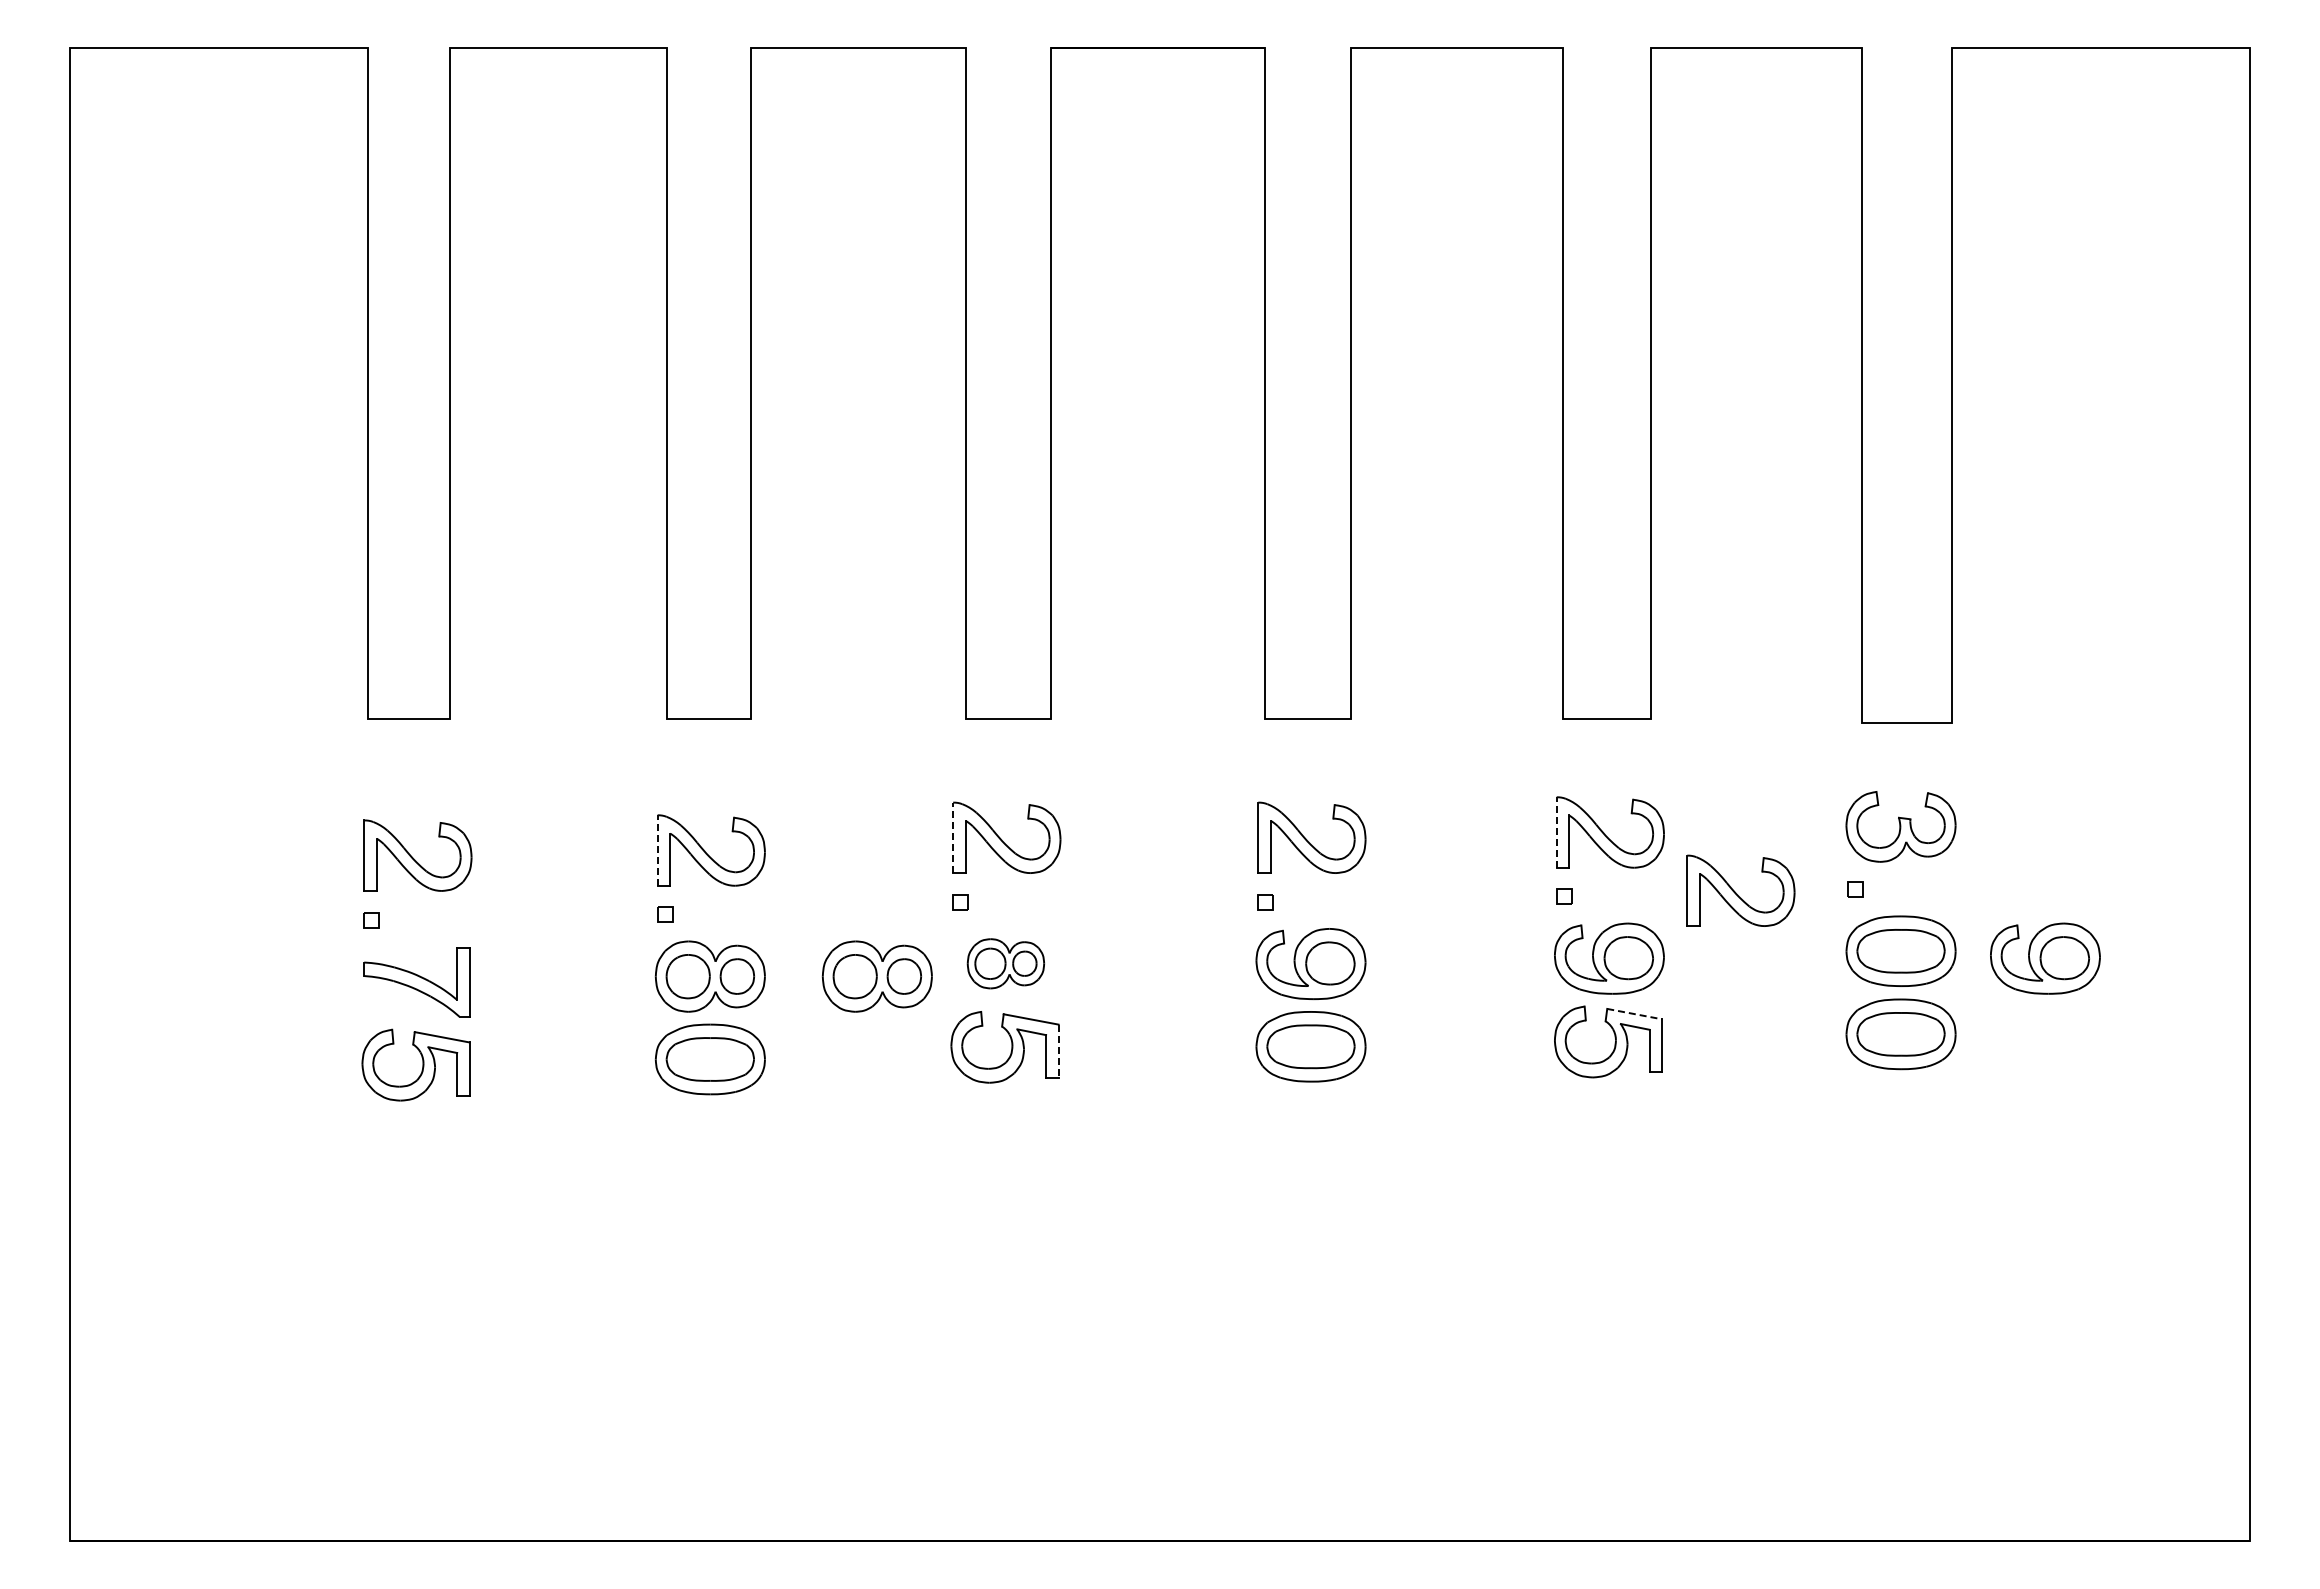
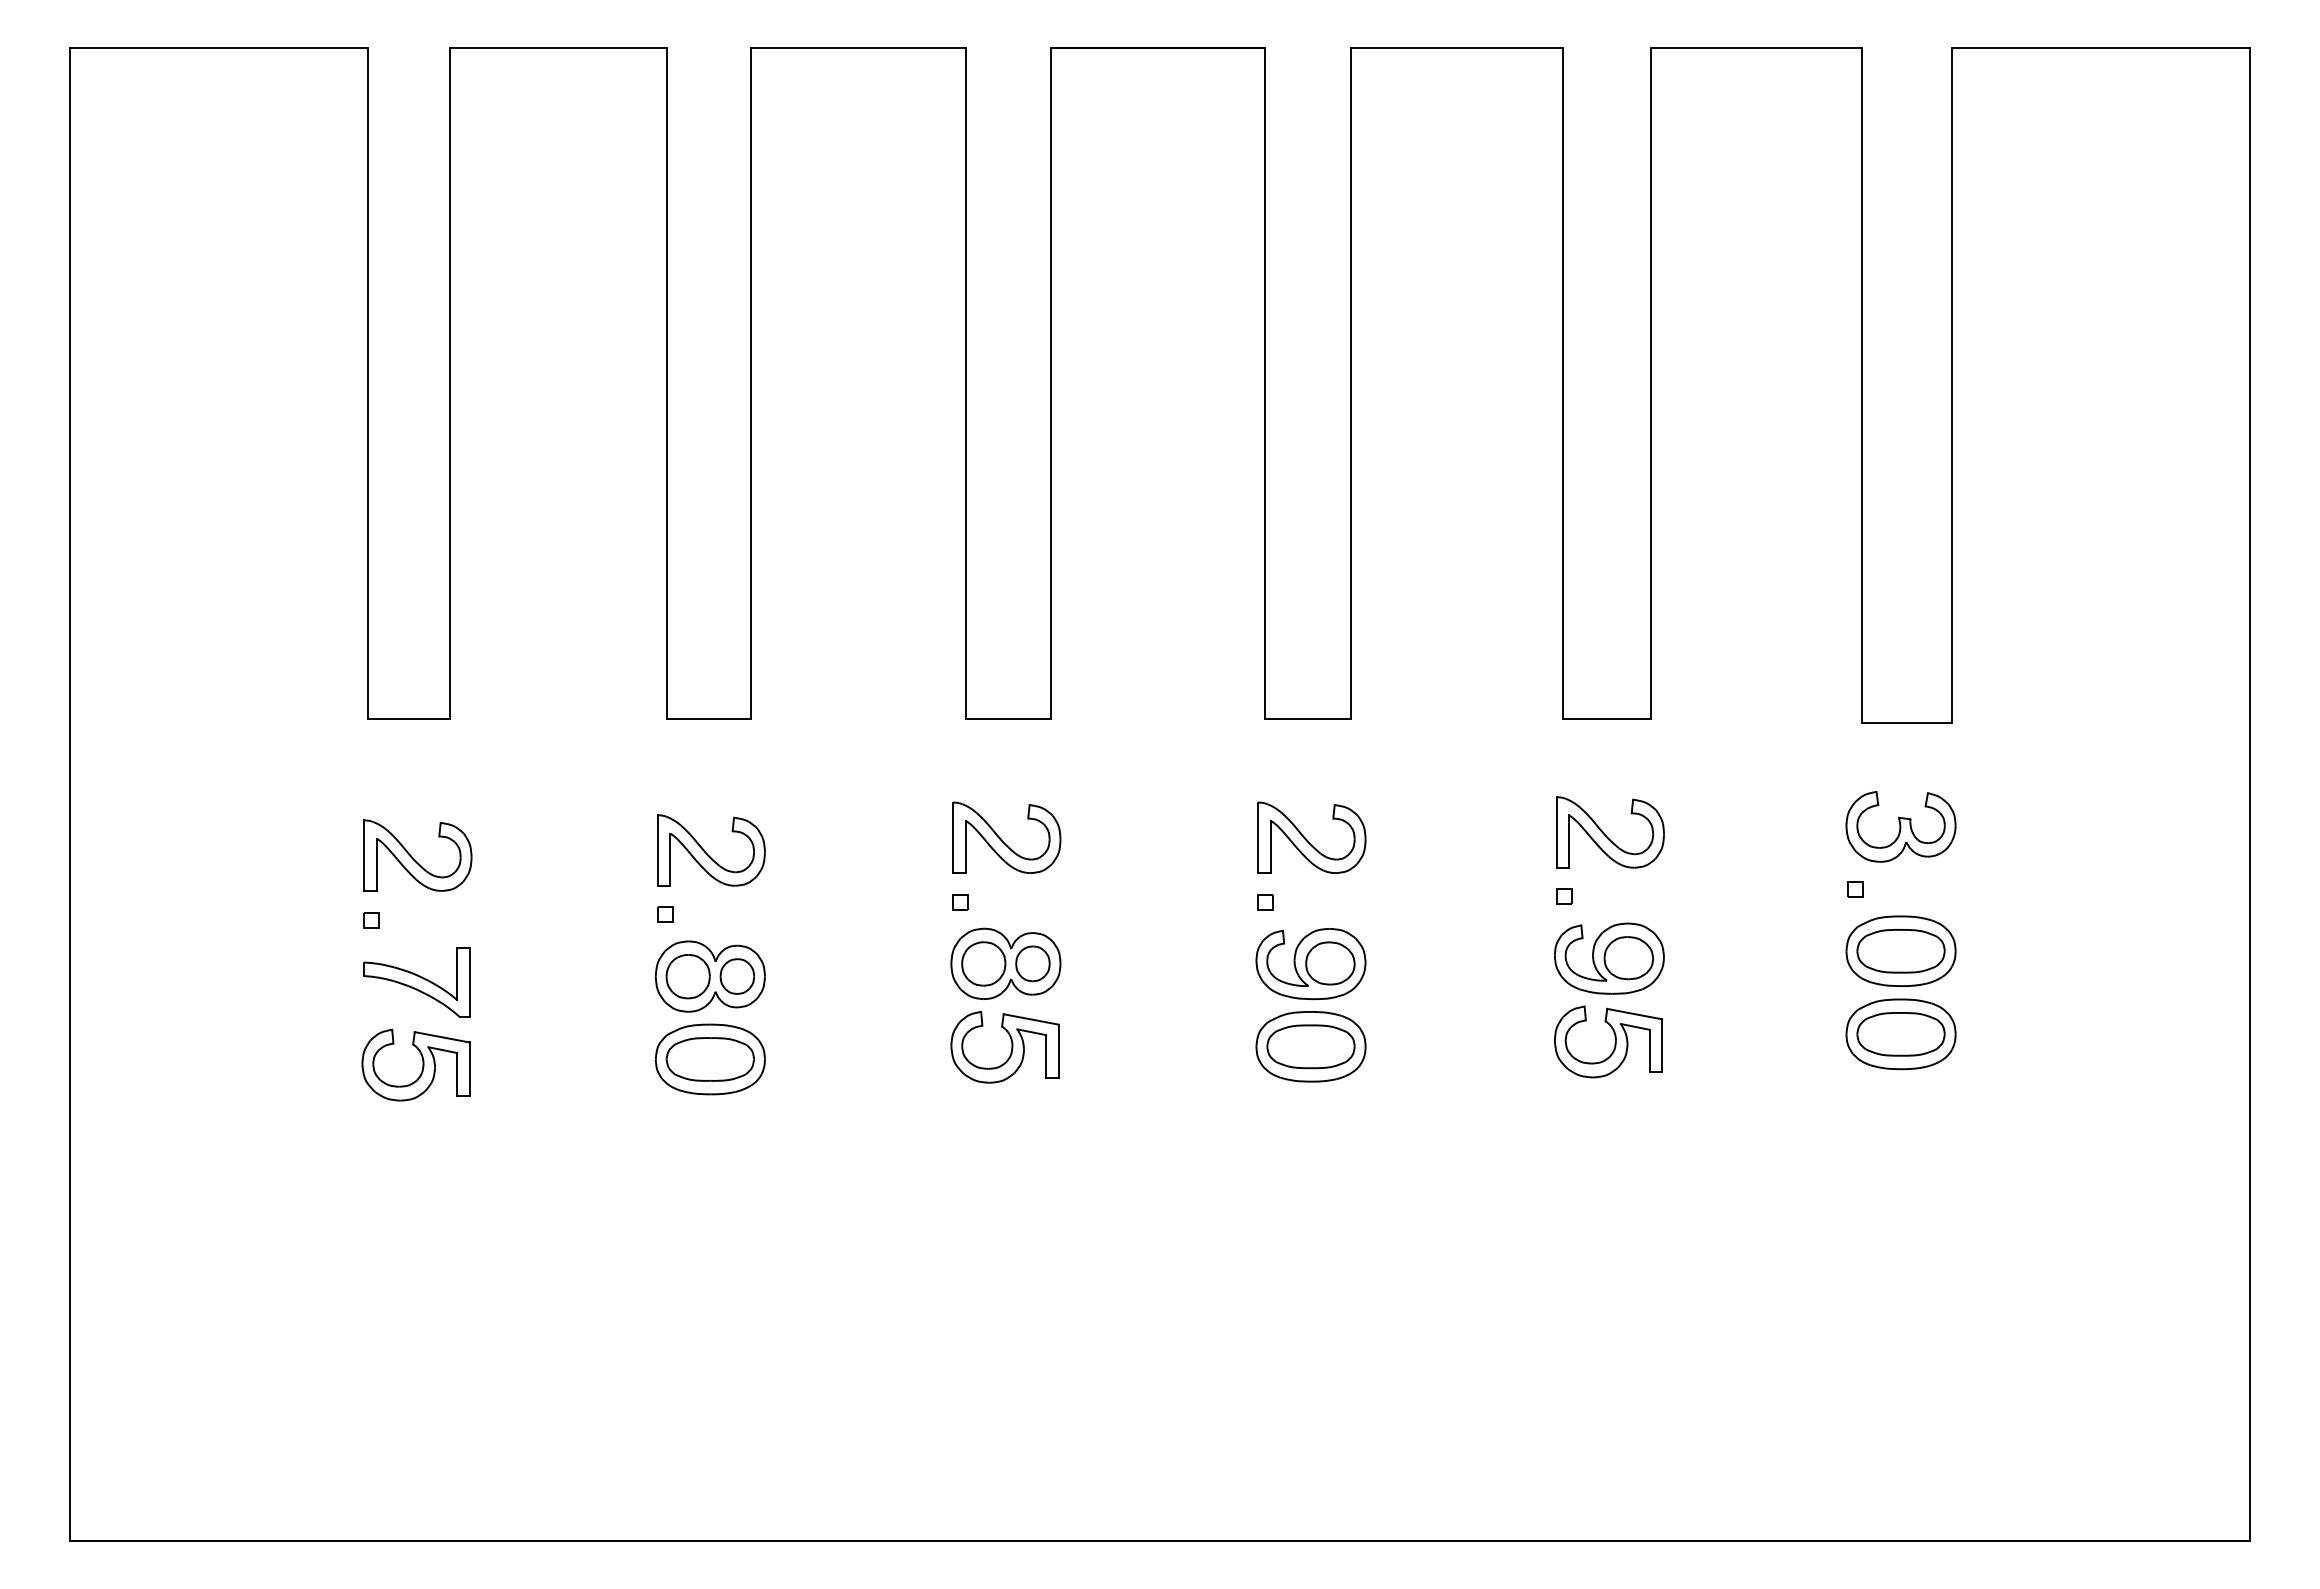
line: dashed -> solid (1556, 832)
line: dashed -> solid (953, 837)
line: dashed -> solid (657, 850)
part: present -> none (1740, 890)
part: present -> none (2045, 958)
part size: 79x52 px -> 112x73 px (1005, 963)
part: present -> none (876, 976)
line: dashed -> solid (1634, 1014)
line: dashed -> solid (1058, 1051)
